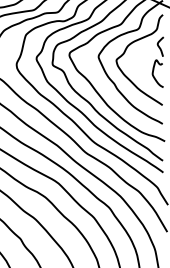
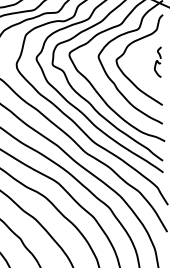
part size: 14x52 px -> 8x32 px (157, 61)
